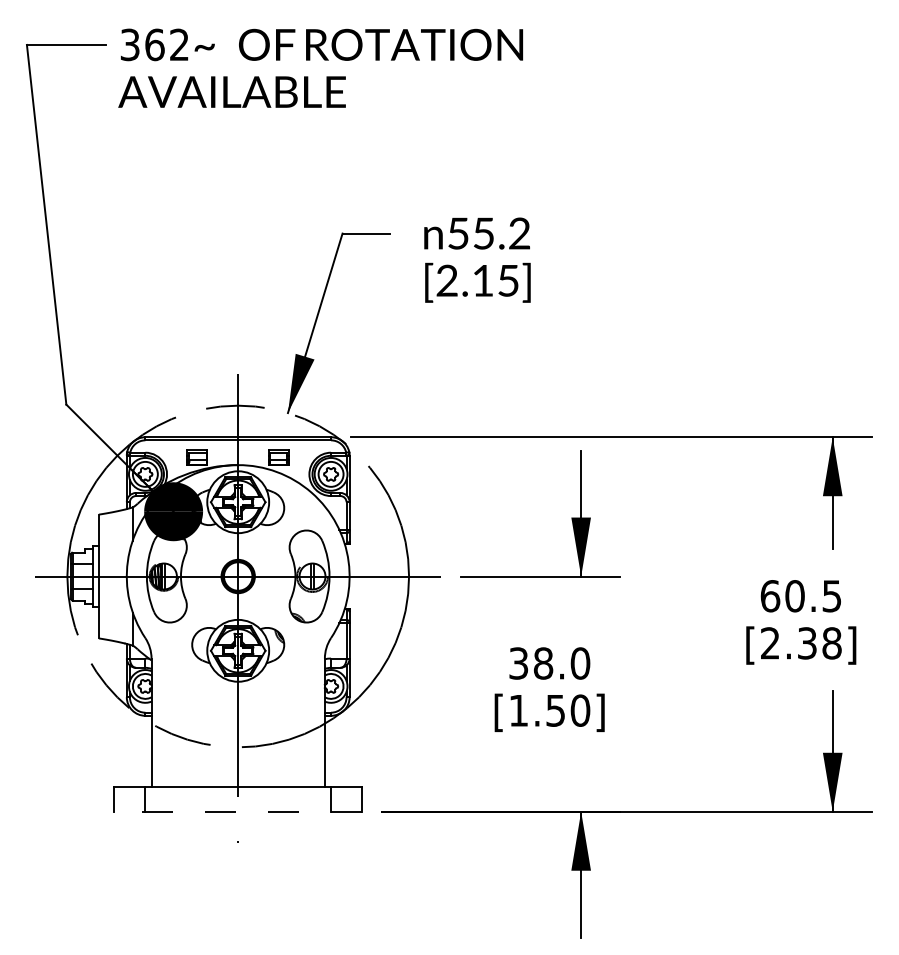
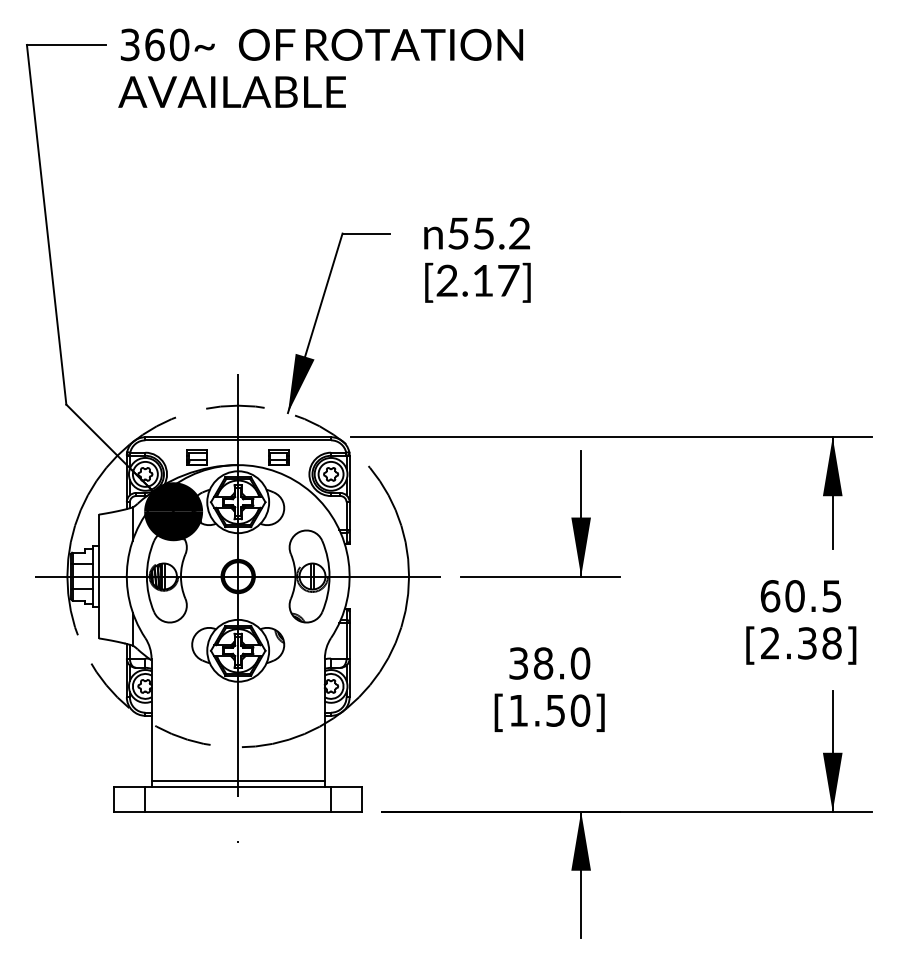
text: 362 -> 360 (179, 44)
text: [2.15] -> [2.17] (508, 280)
line: none -> present (237, 780)
line: dashed -> solid (238, 811)
